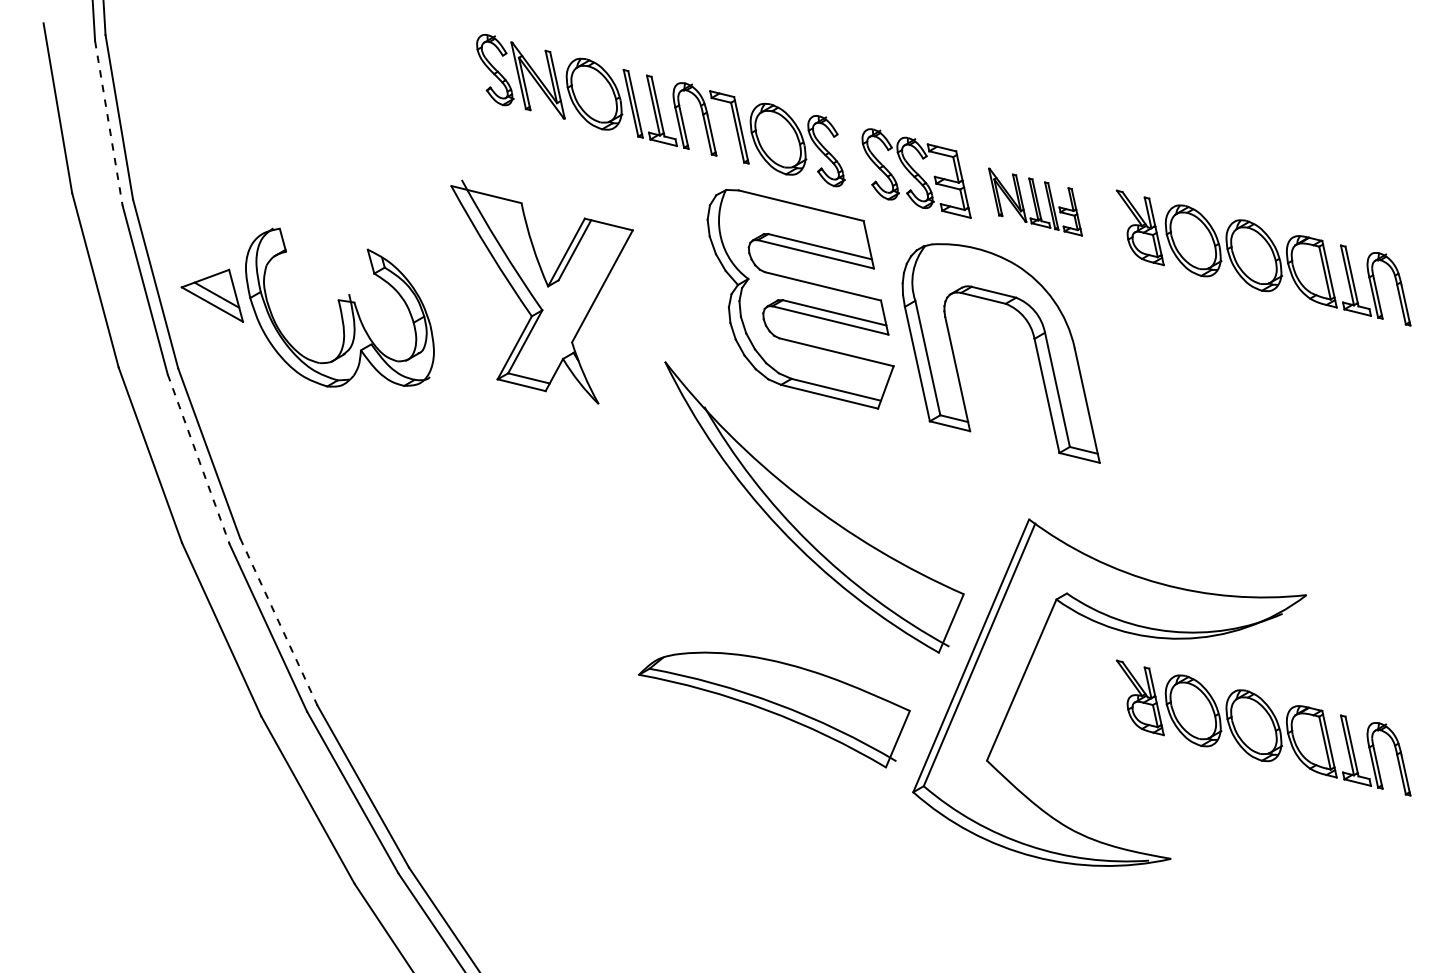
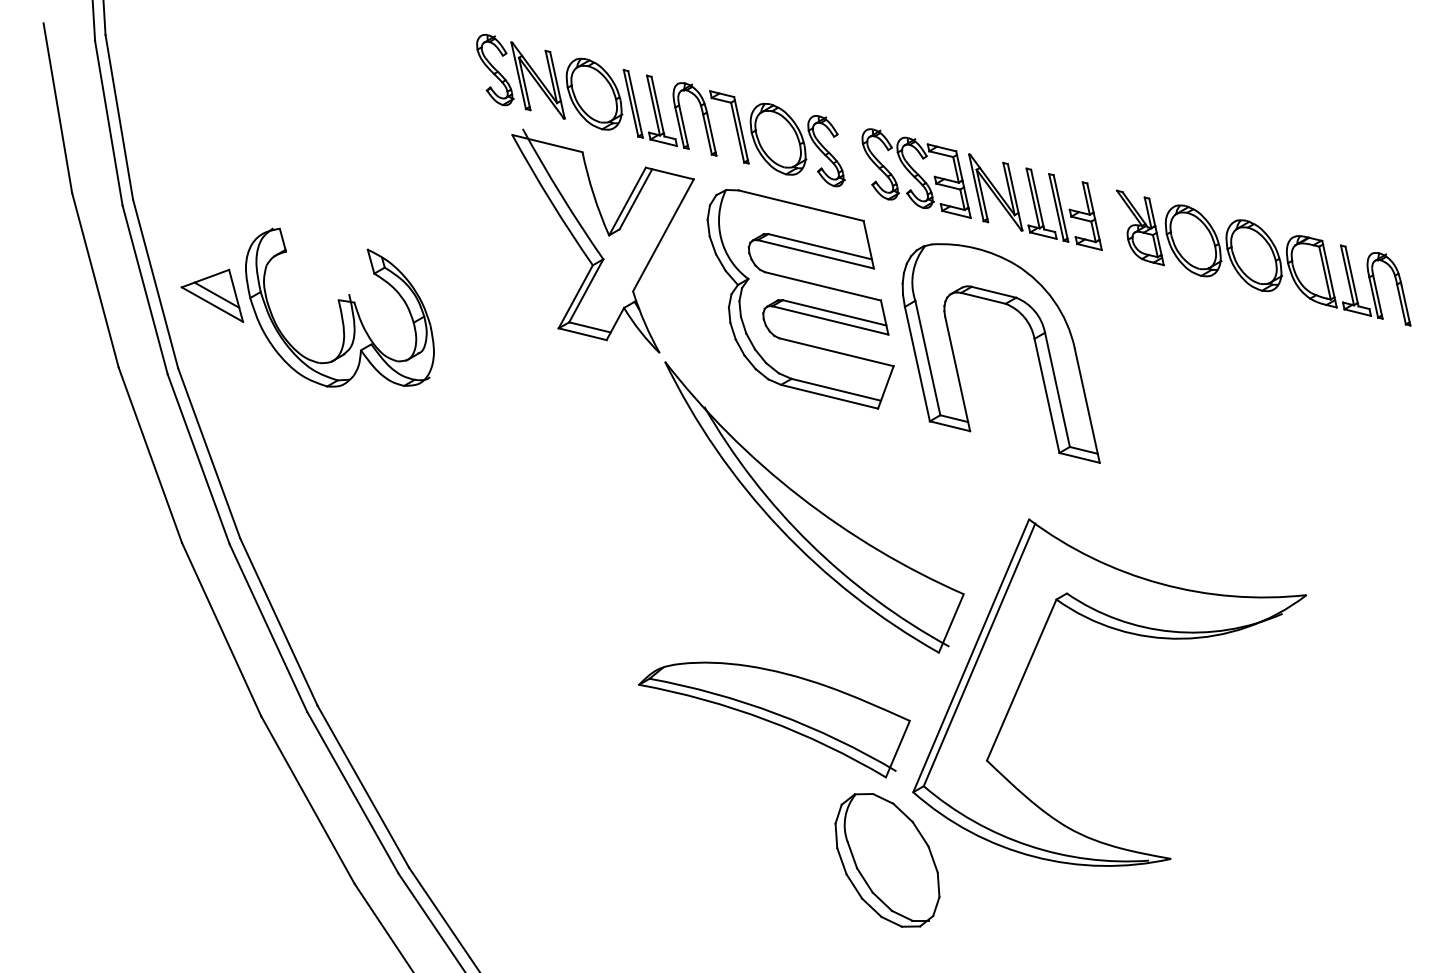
line: dashed -> solid (108, 123)
part size: 95x70 px -> 135x98 px (1035, 201)
part position: (541, 291) -> (602, 240) (602, 240)
line: dashed -> solid (198, 459)
line: dashed -> solid (279, 622)
part position: (774, 709) -> (774, 719) (774, 719)
part: present -> none (1263, 727)
part: none -> present (887, 860)
